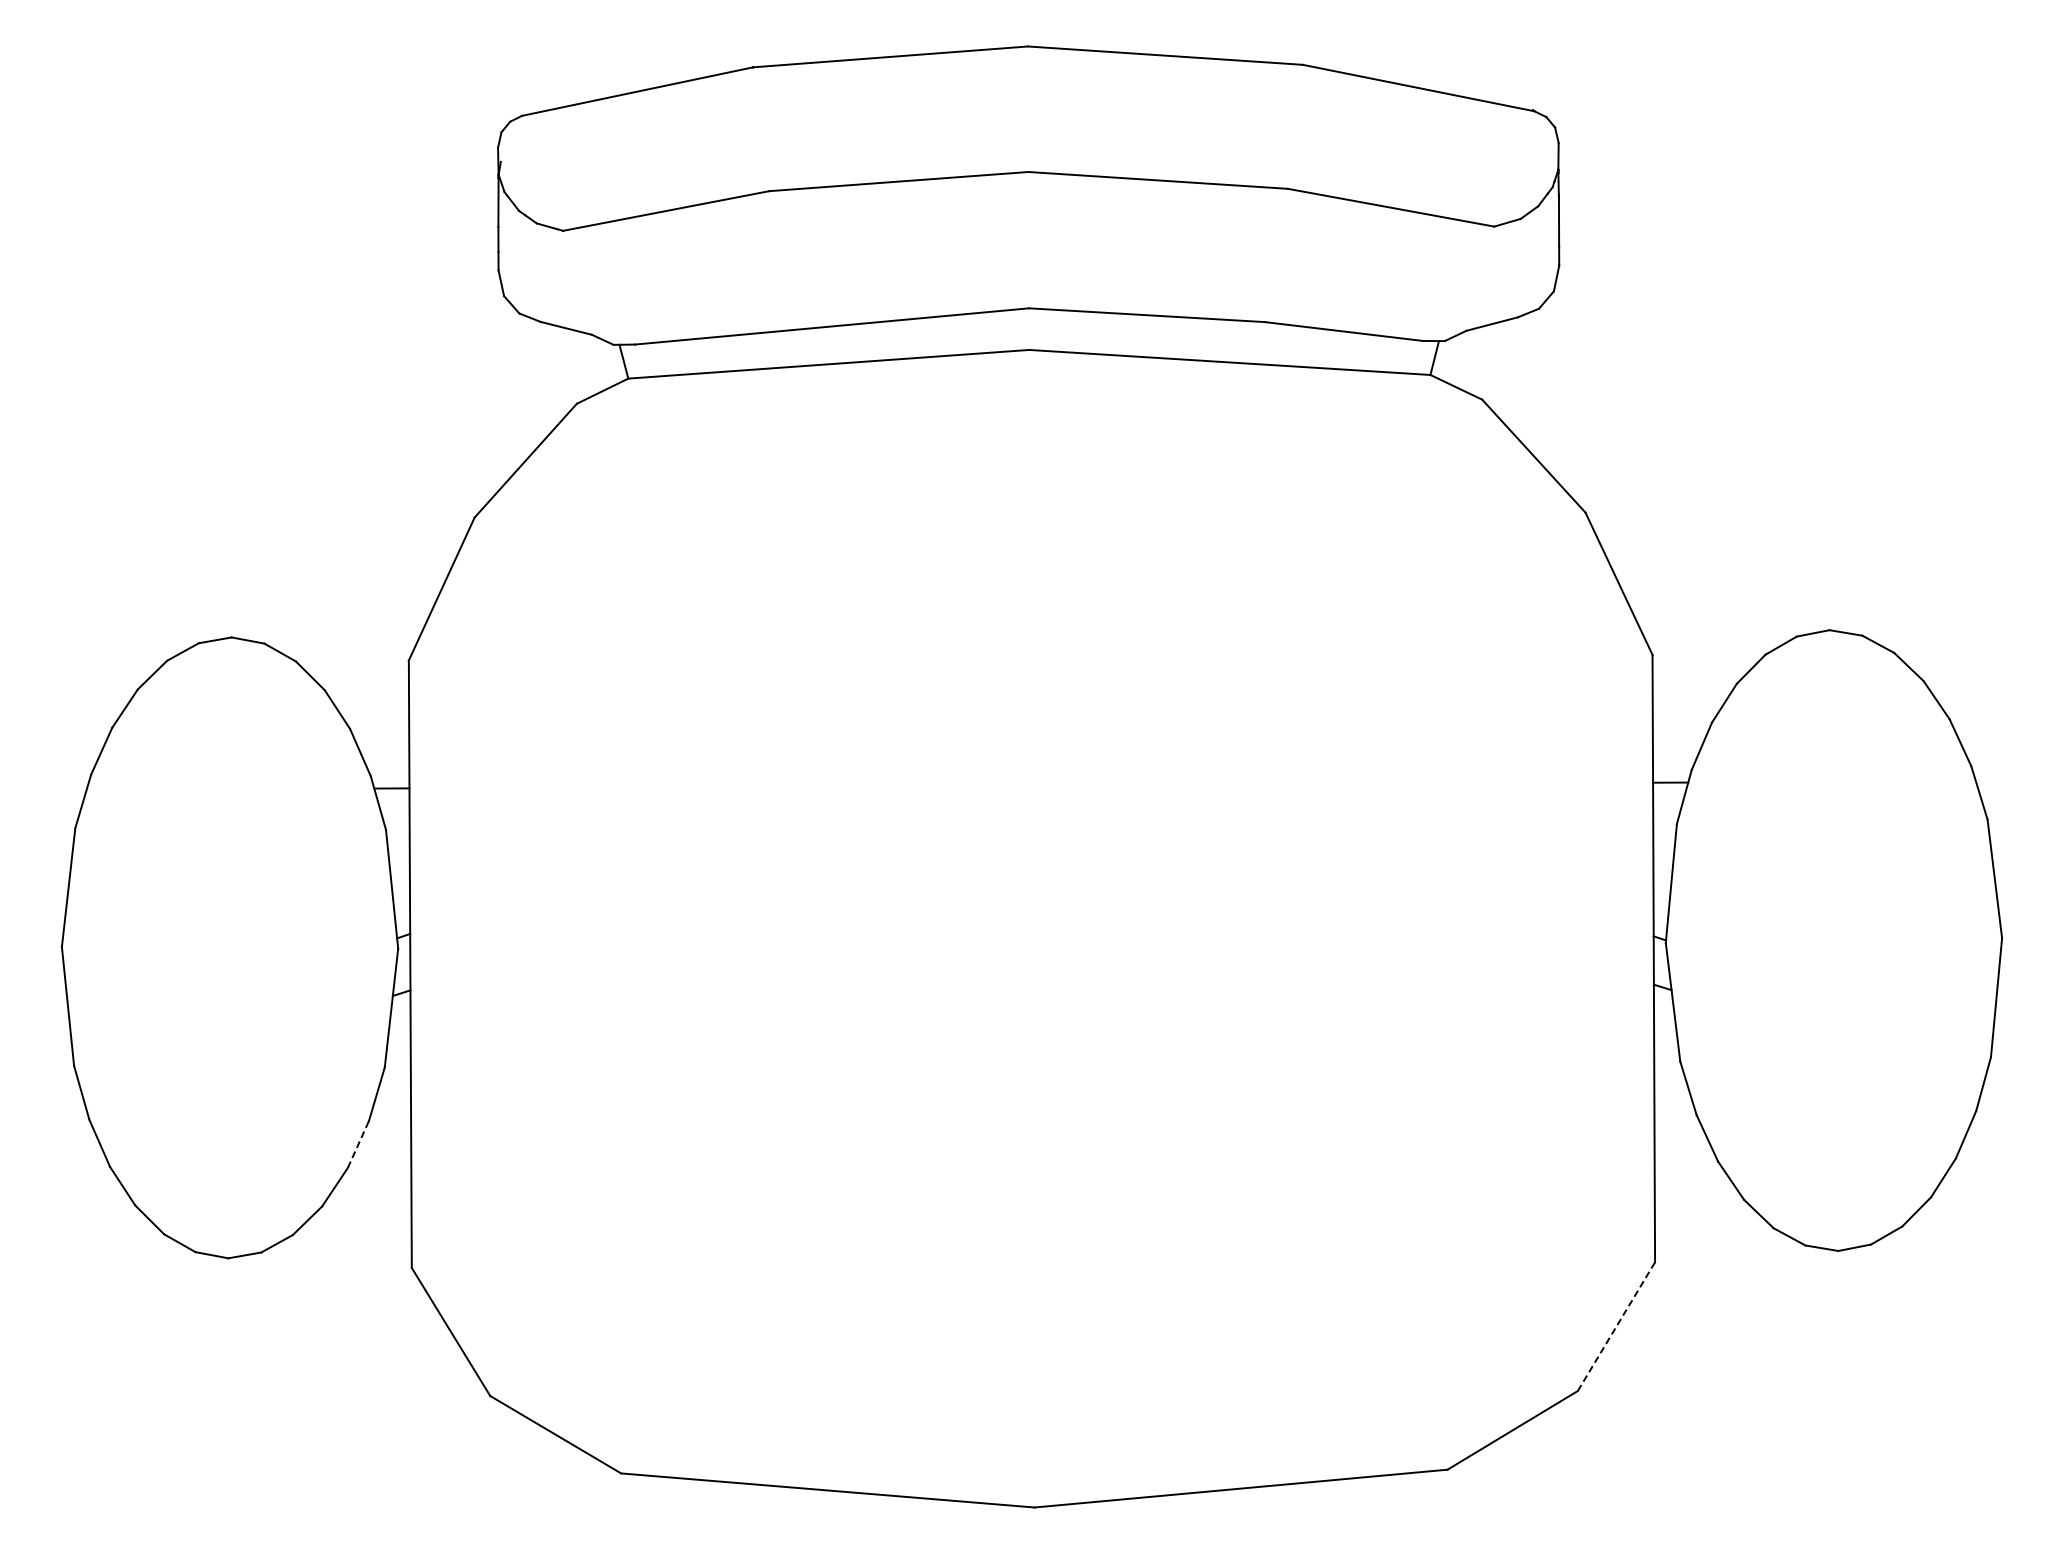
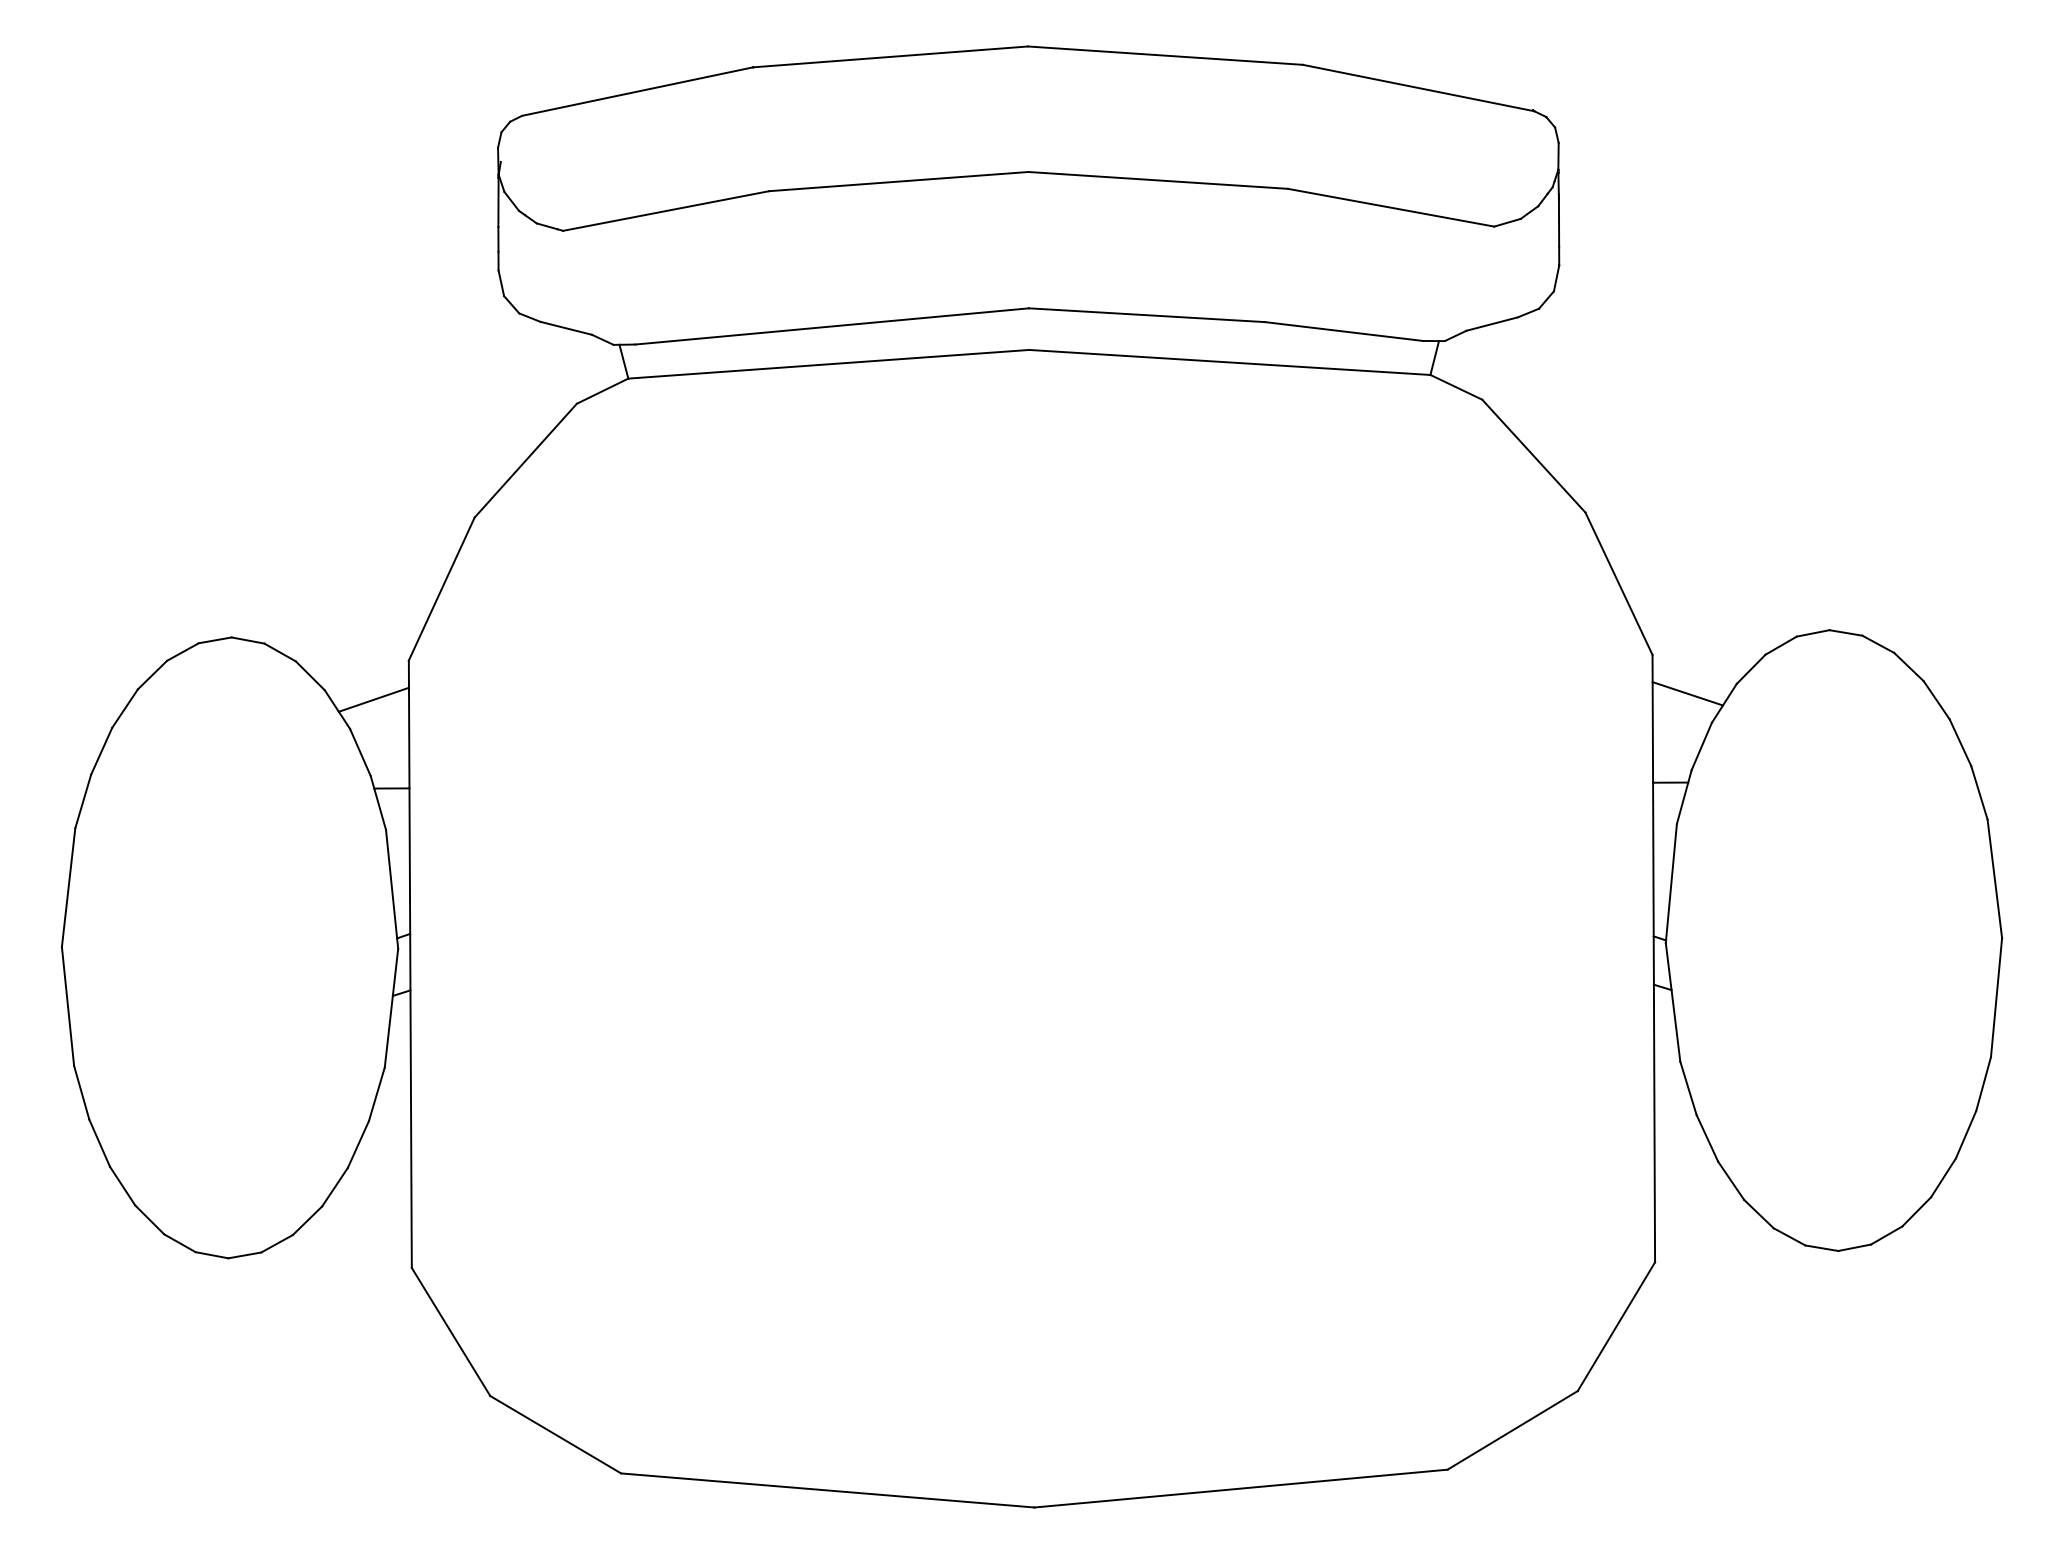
line: none -> present (1687, 693)
line: none -> present (373, 699)
line: dashed -> solid (358, 1144)
line: dashed -> solid (1616, 1326)
